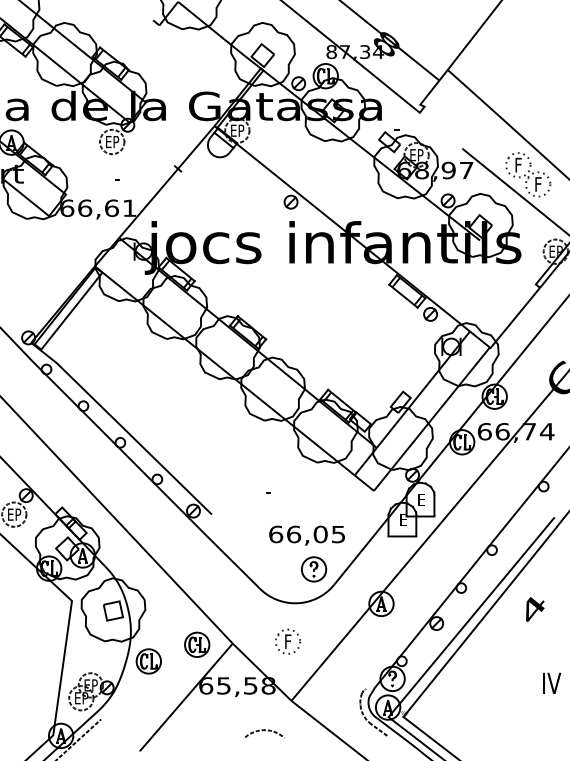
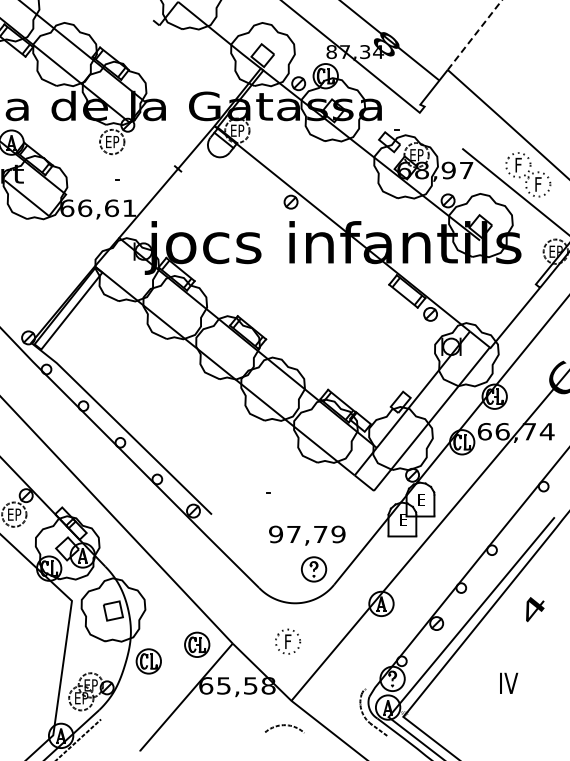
line: solid -> dashed (475, 34)
text: 66,05 -> 97,79 (307, 534)
text position: (552, 682) -> (509, 682) (509, 682)
curve position: (264, 731) -> (284, 726) (284, 726)
